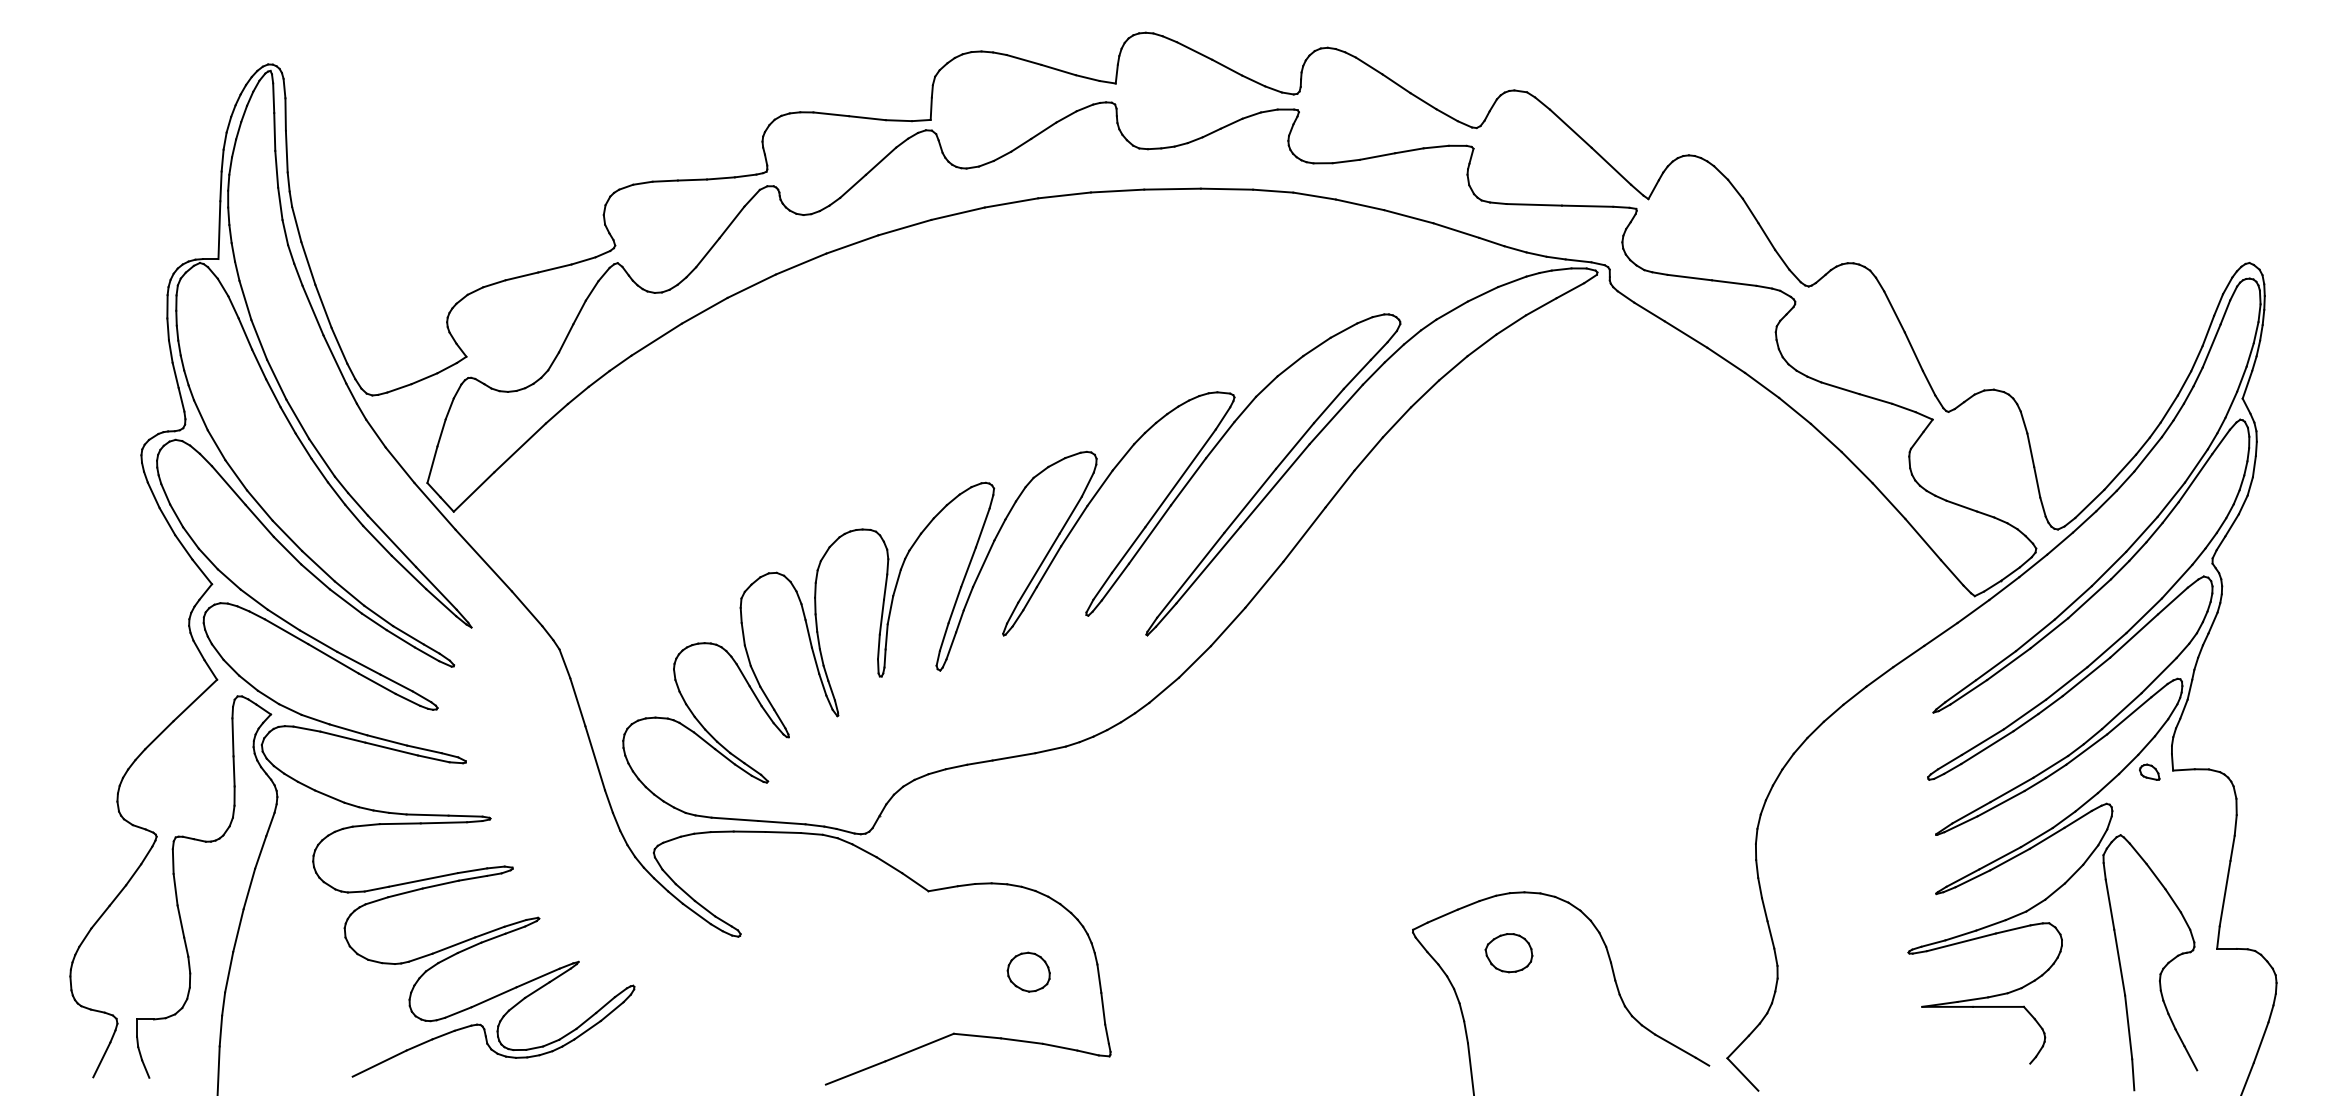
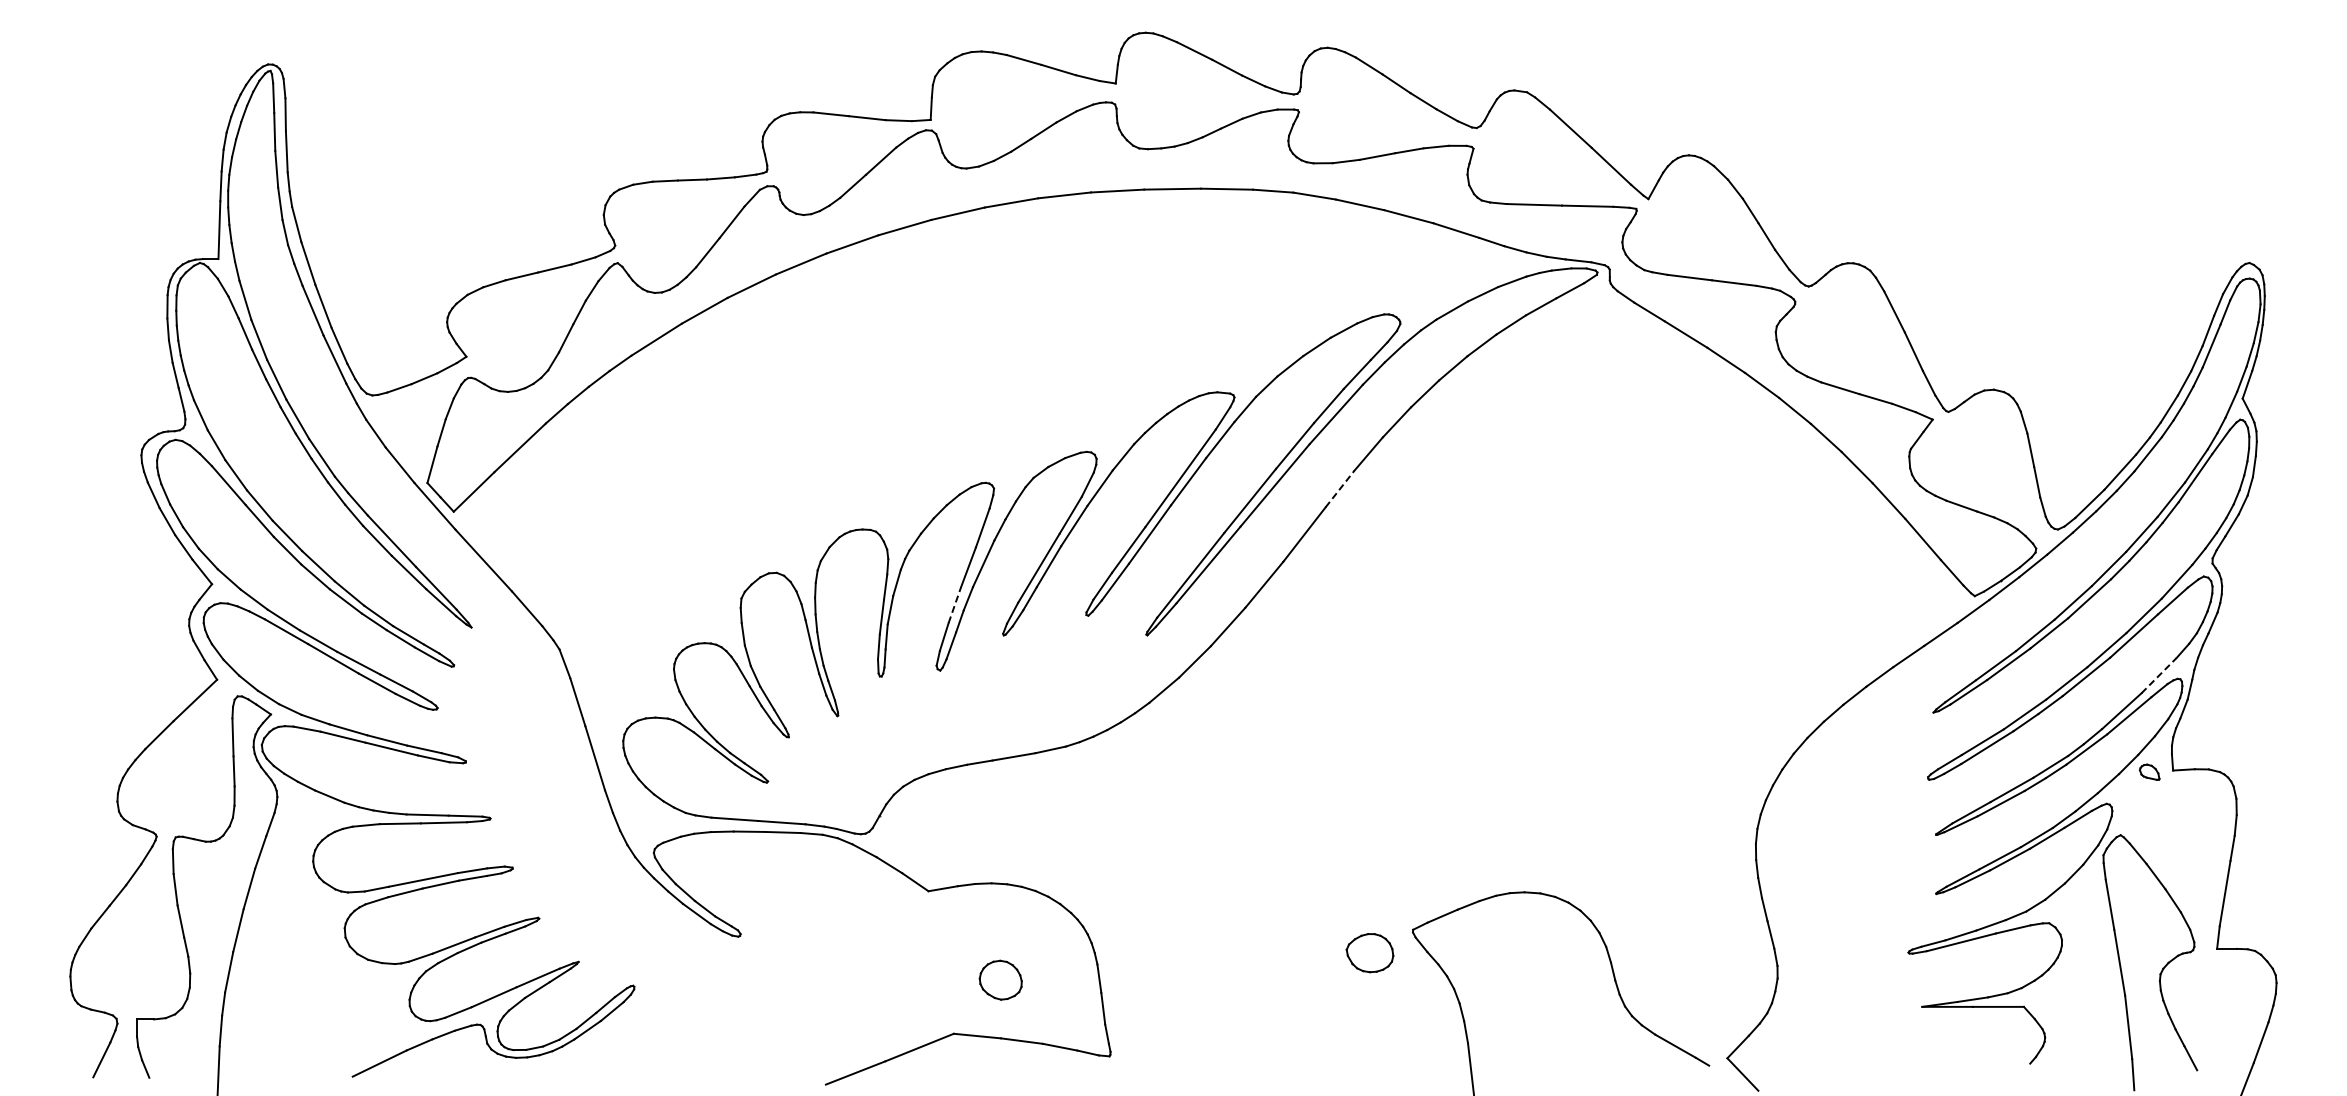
line: solid -> dashed (1340, 488)
line: solid -> dashed (955, 604)
line: solid -> dashed (2159, 675)
part position: (1508, 953) -> (1369, 953) (1369, 953)
part position: (1028, 971) -> (1000, 979) (1000, 979)
